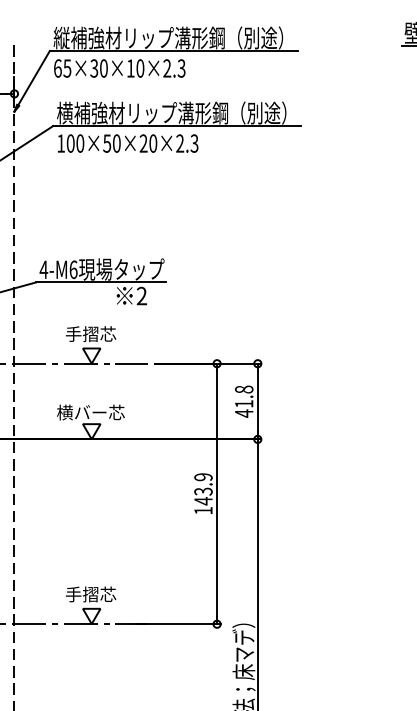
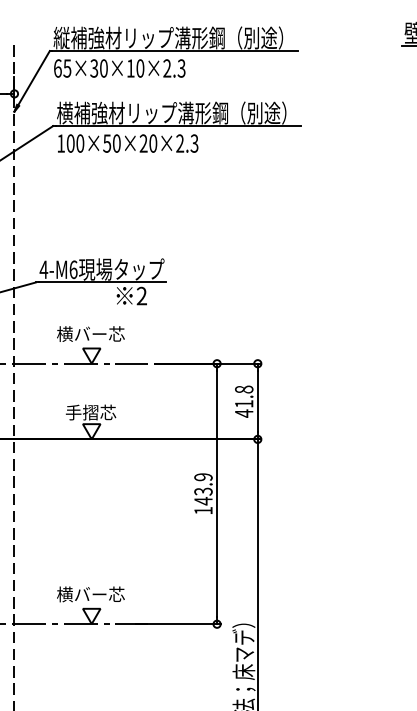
text: 手摺芯 -> 横バー芯 (90, 333)
text: 横バー芯 -> 手摺芯 (90, 412)
text: 手摺芯 -> 横バー芯 (90, 594)
